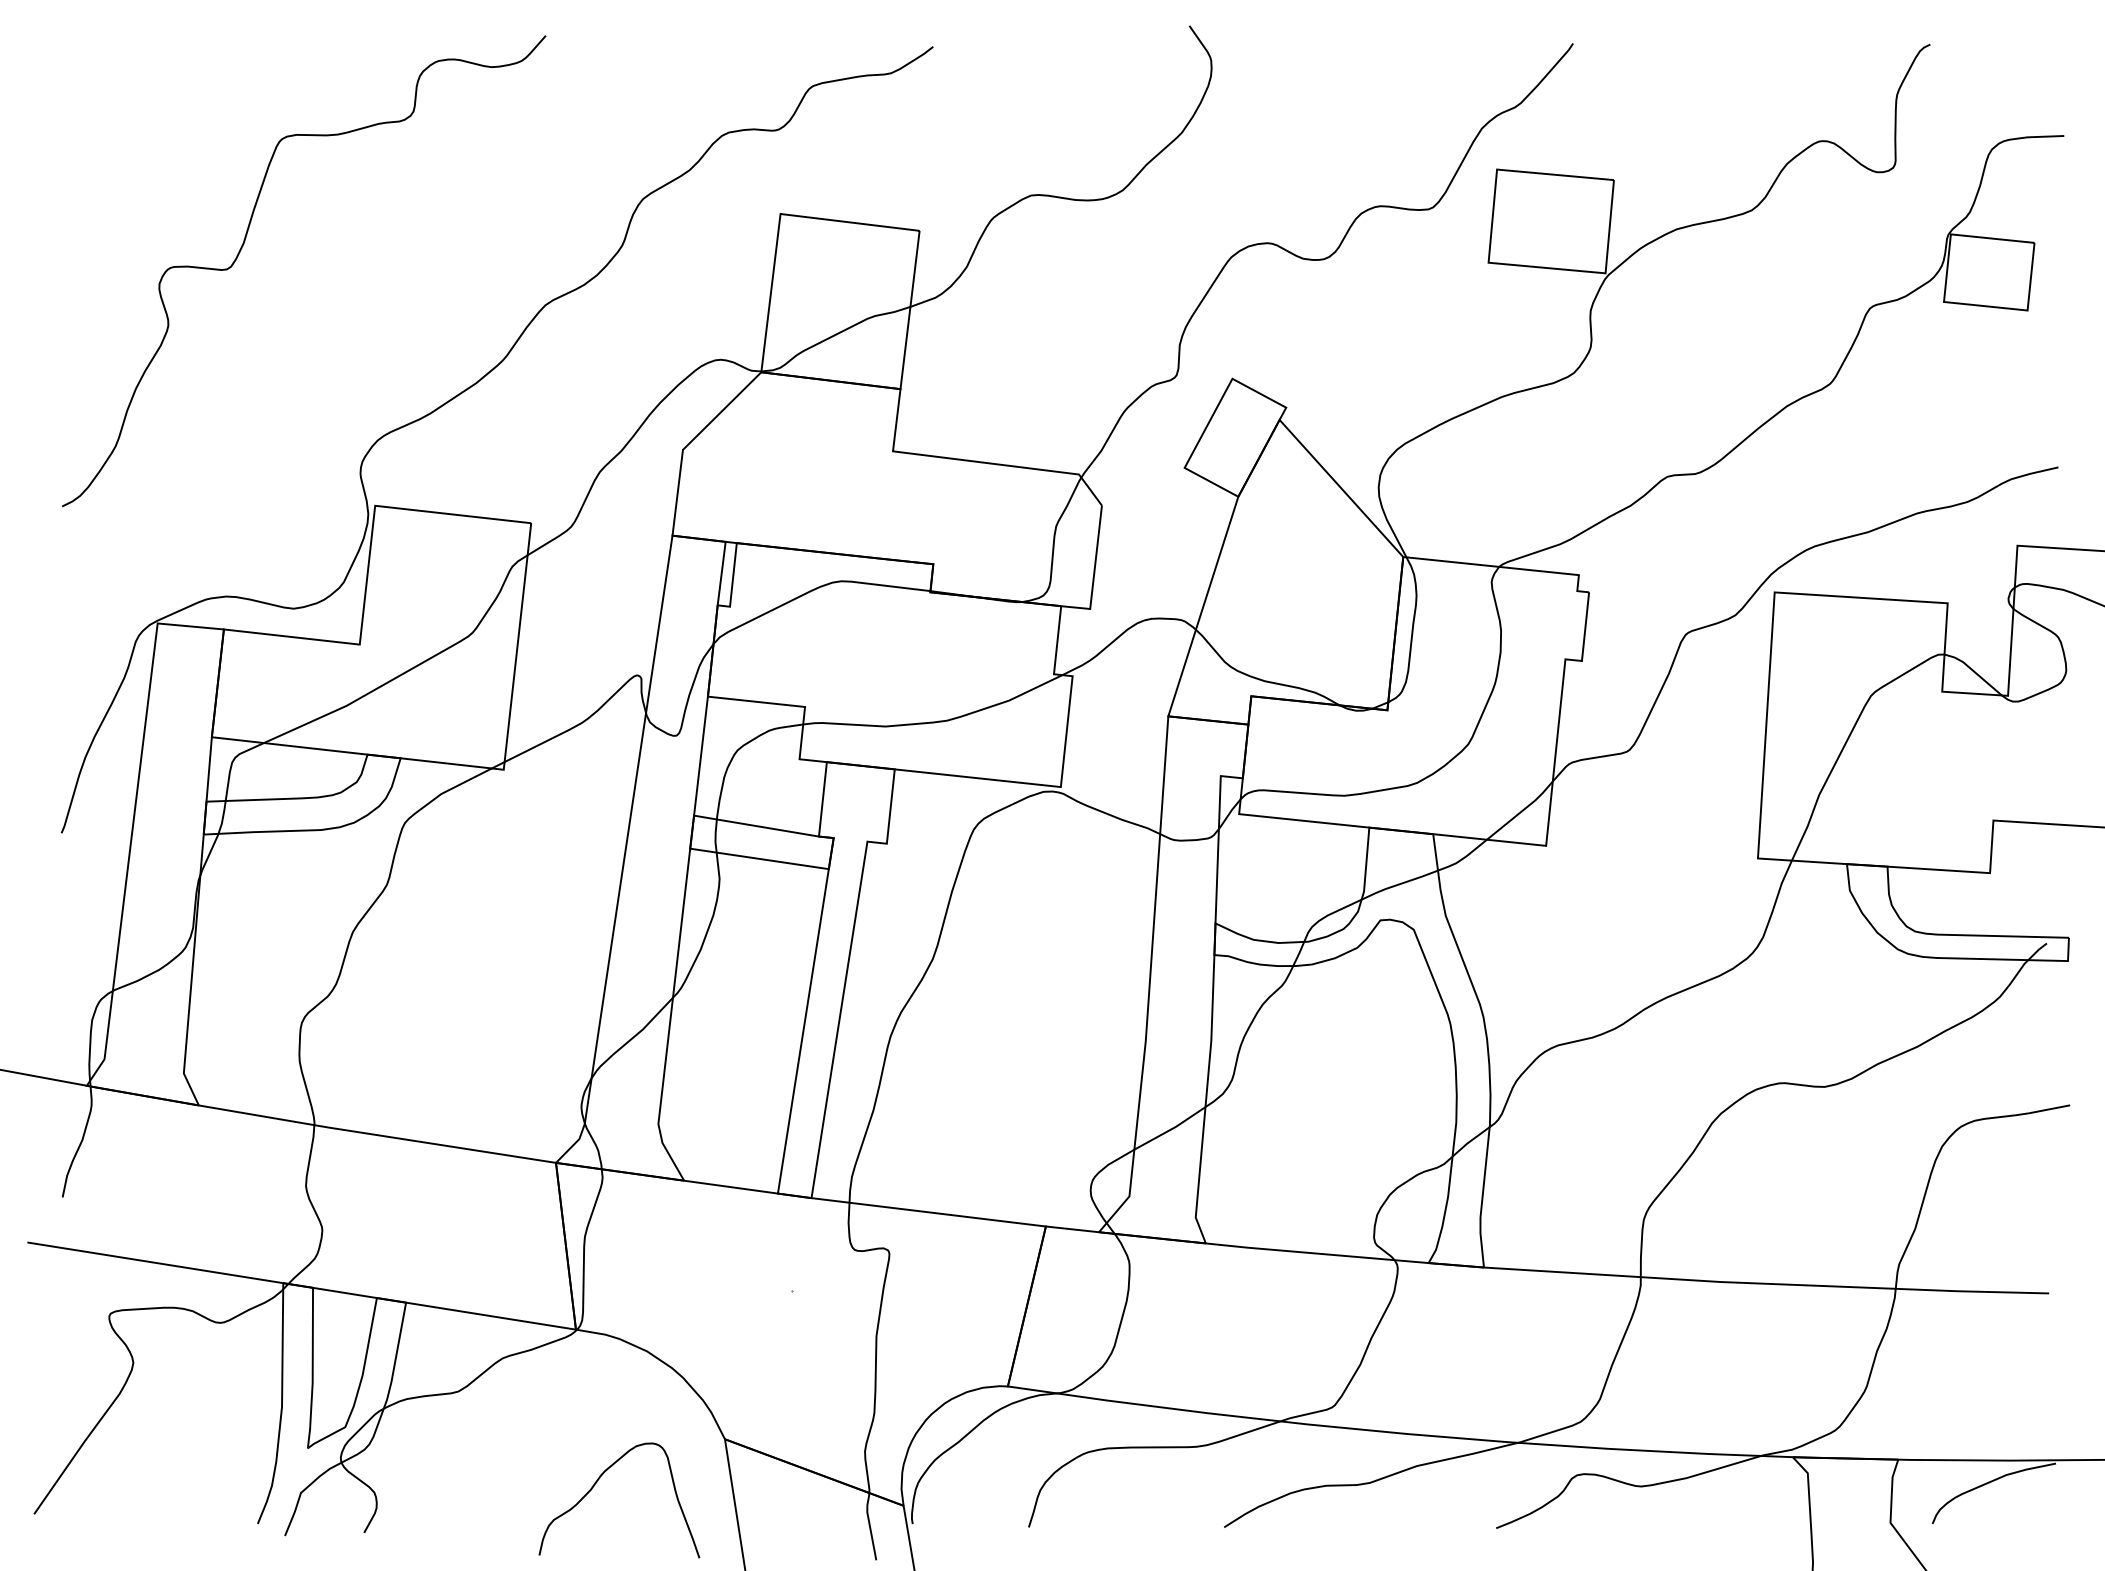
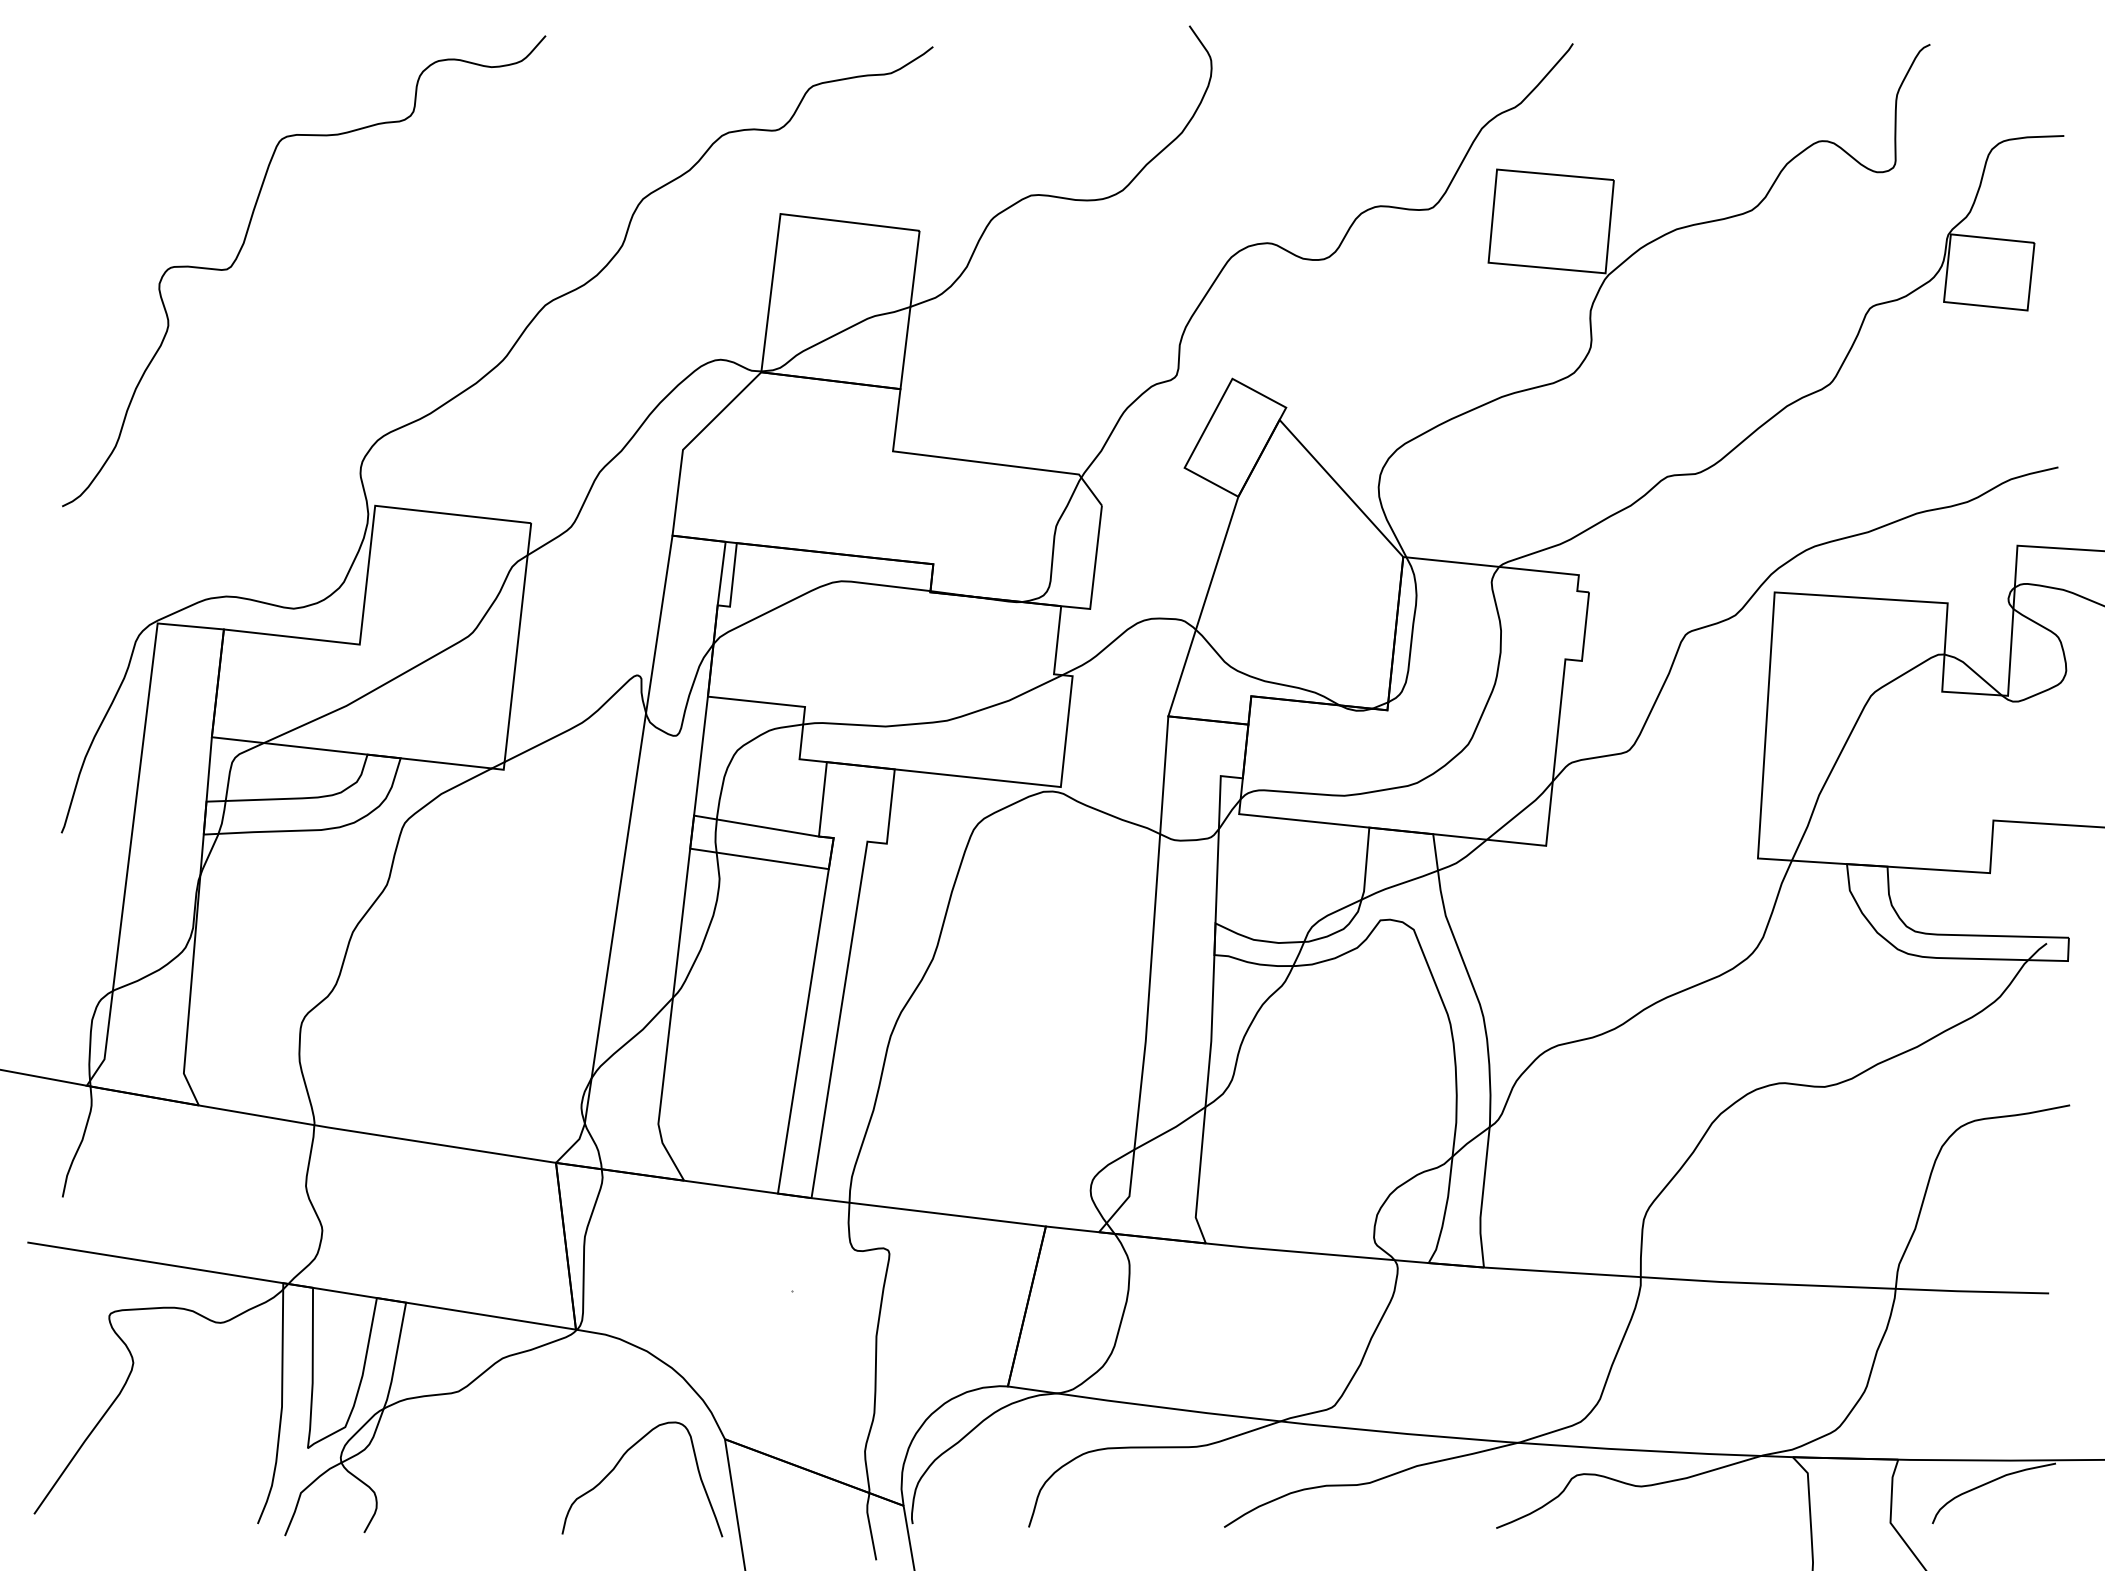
curve position: (595, 1485) -> (618, 1464) (618, 1464)
